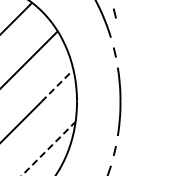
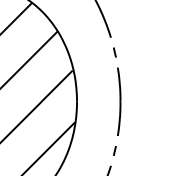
curve: present -> none (114, 13)
line: dashed -> solid (57, 85)
line: dashed -> solid (48, 148)
